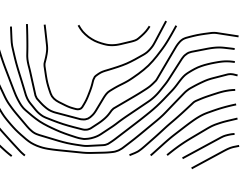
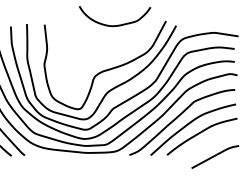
curve position: (117, 43) -> (118, 24) (118, 24)
curve: present -> none (208, 145)
